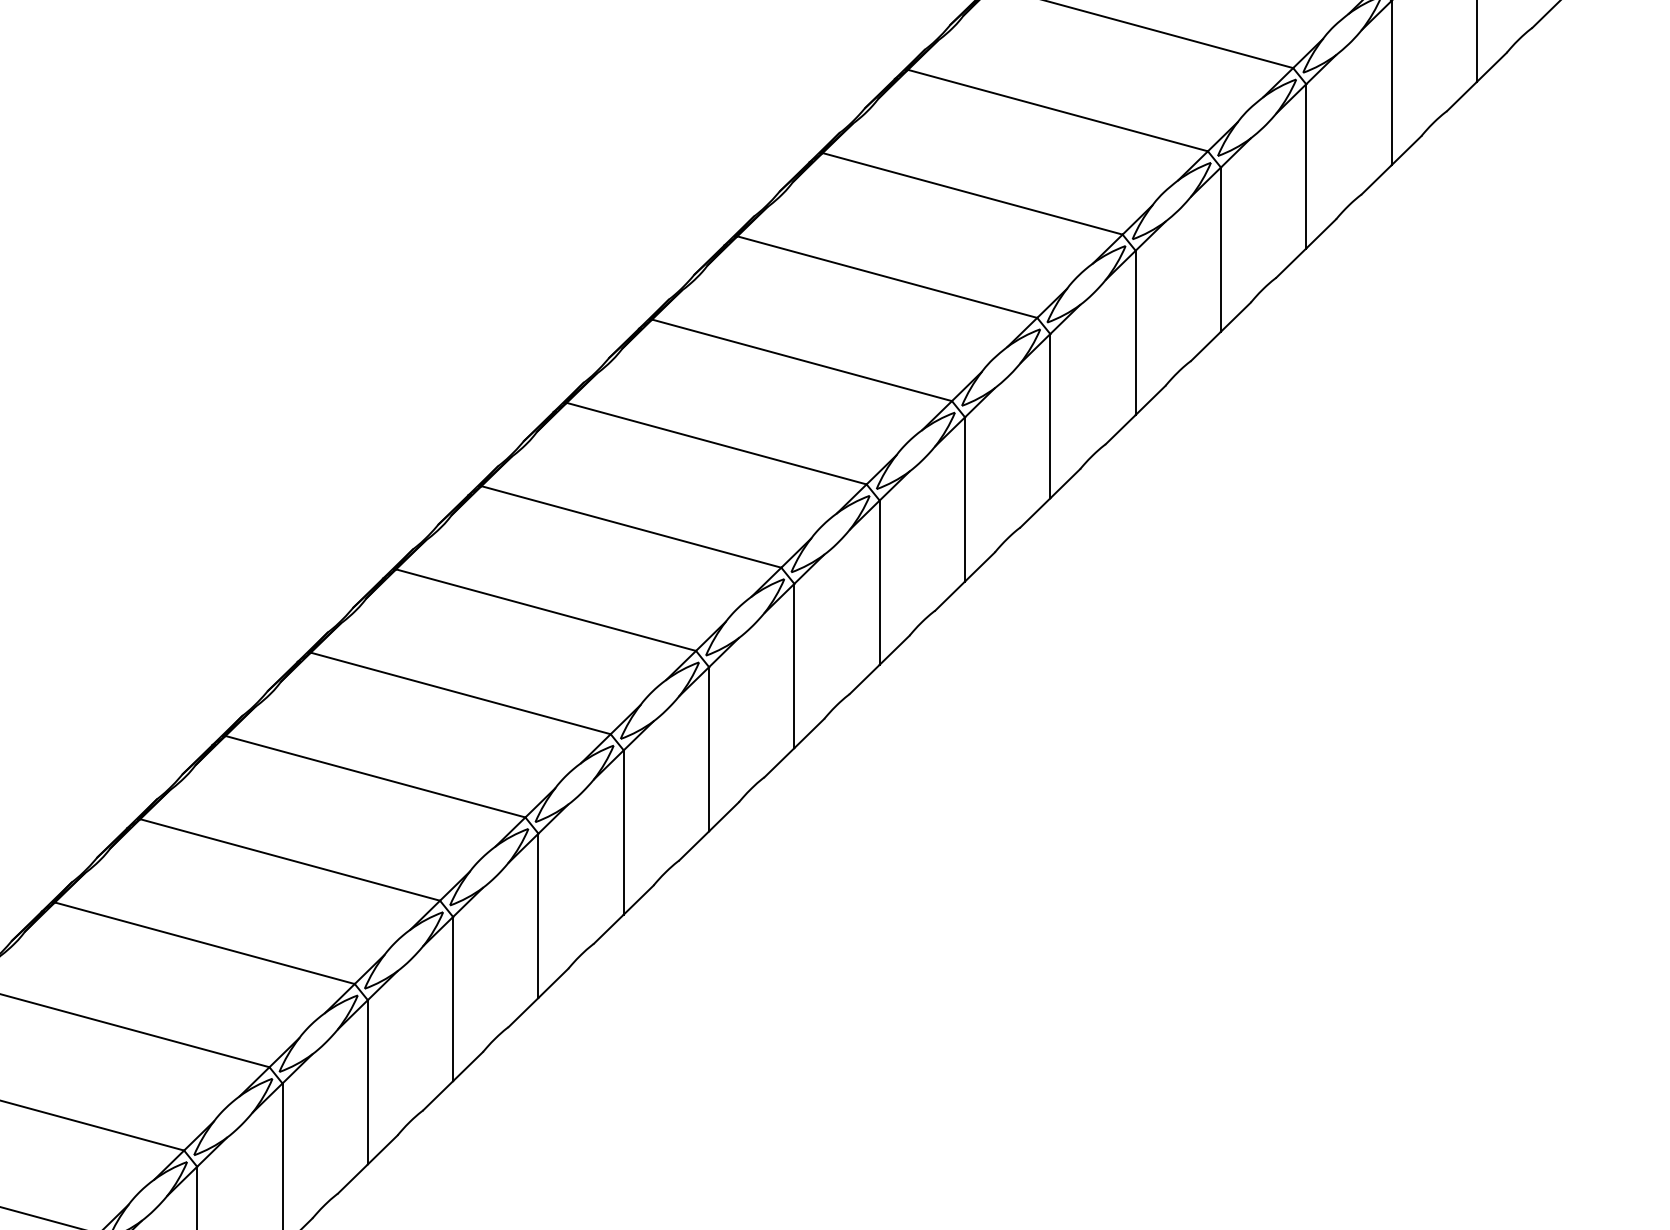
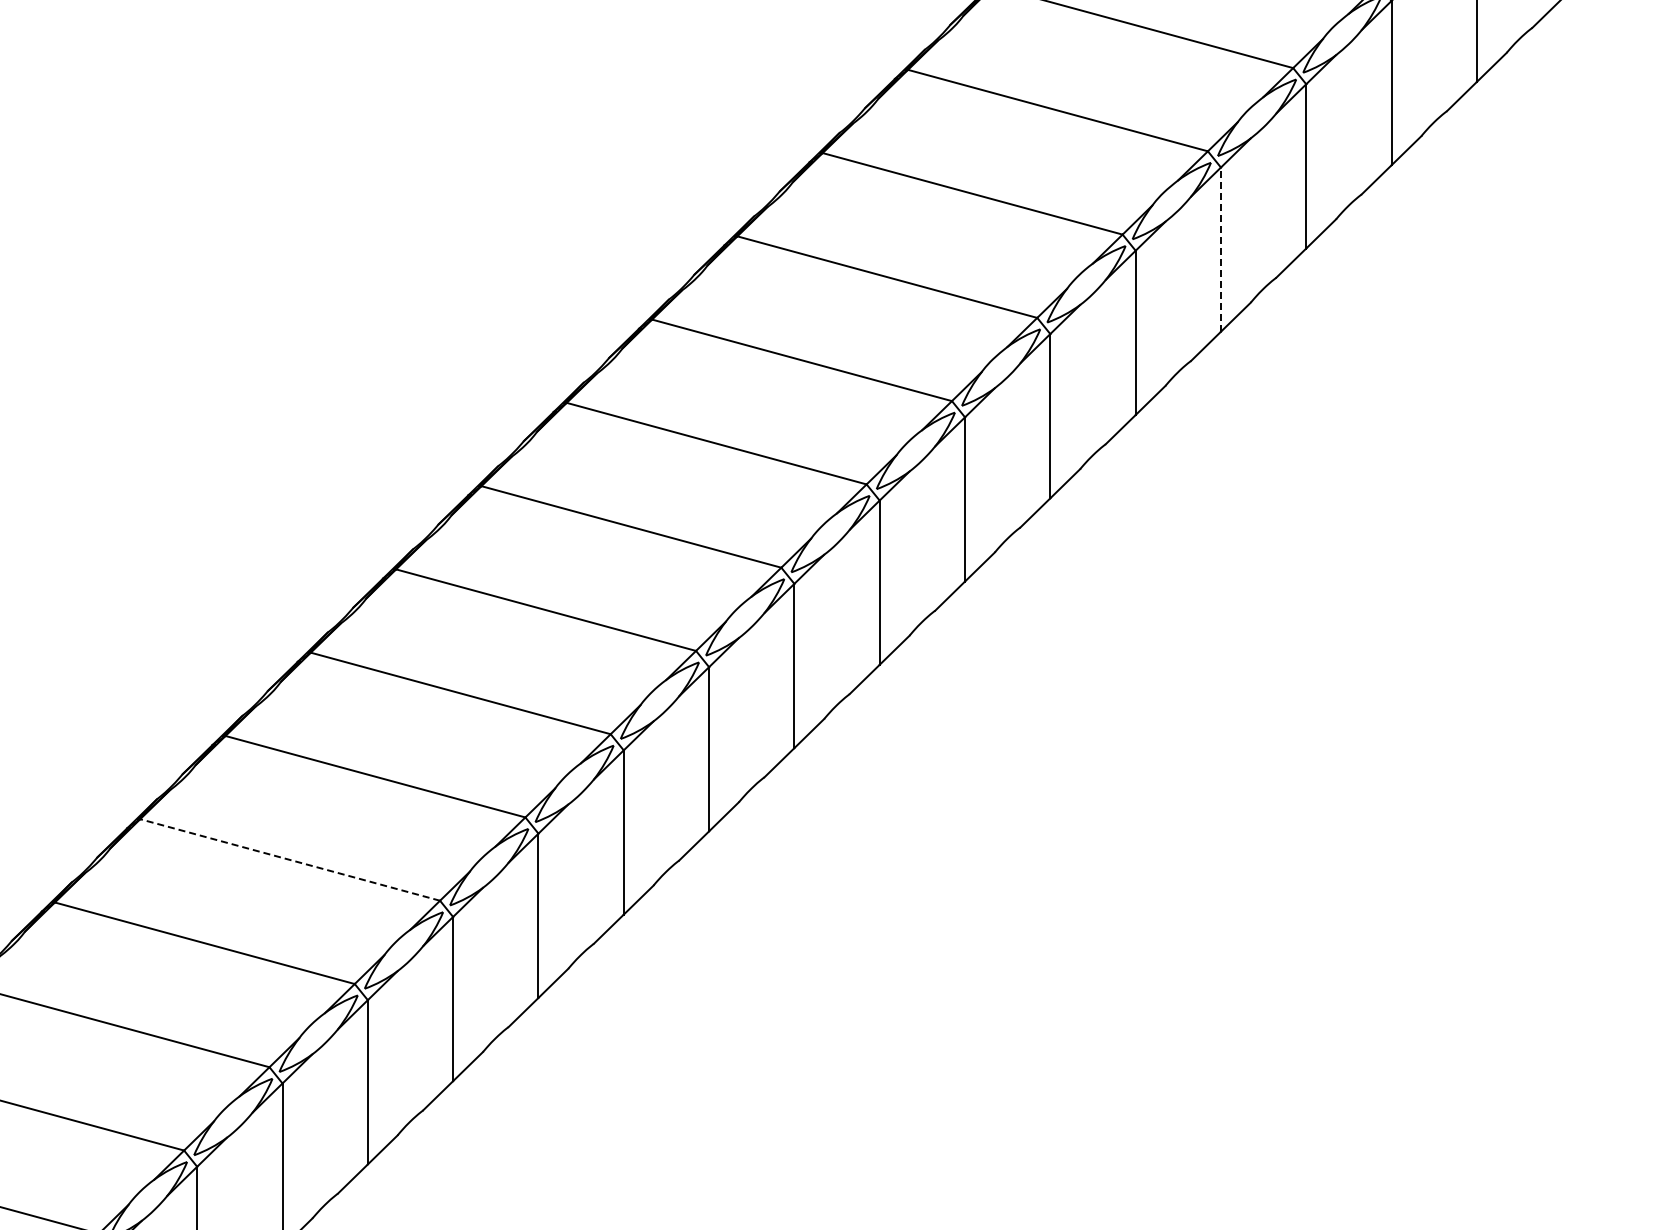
line: solid -> dashed (1220, 249)
line: solid -> dashed (289, 859)
